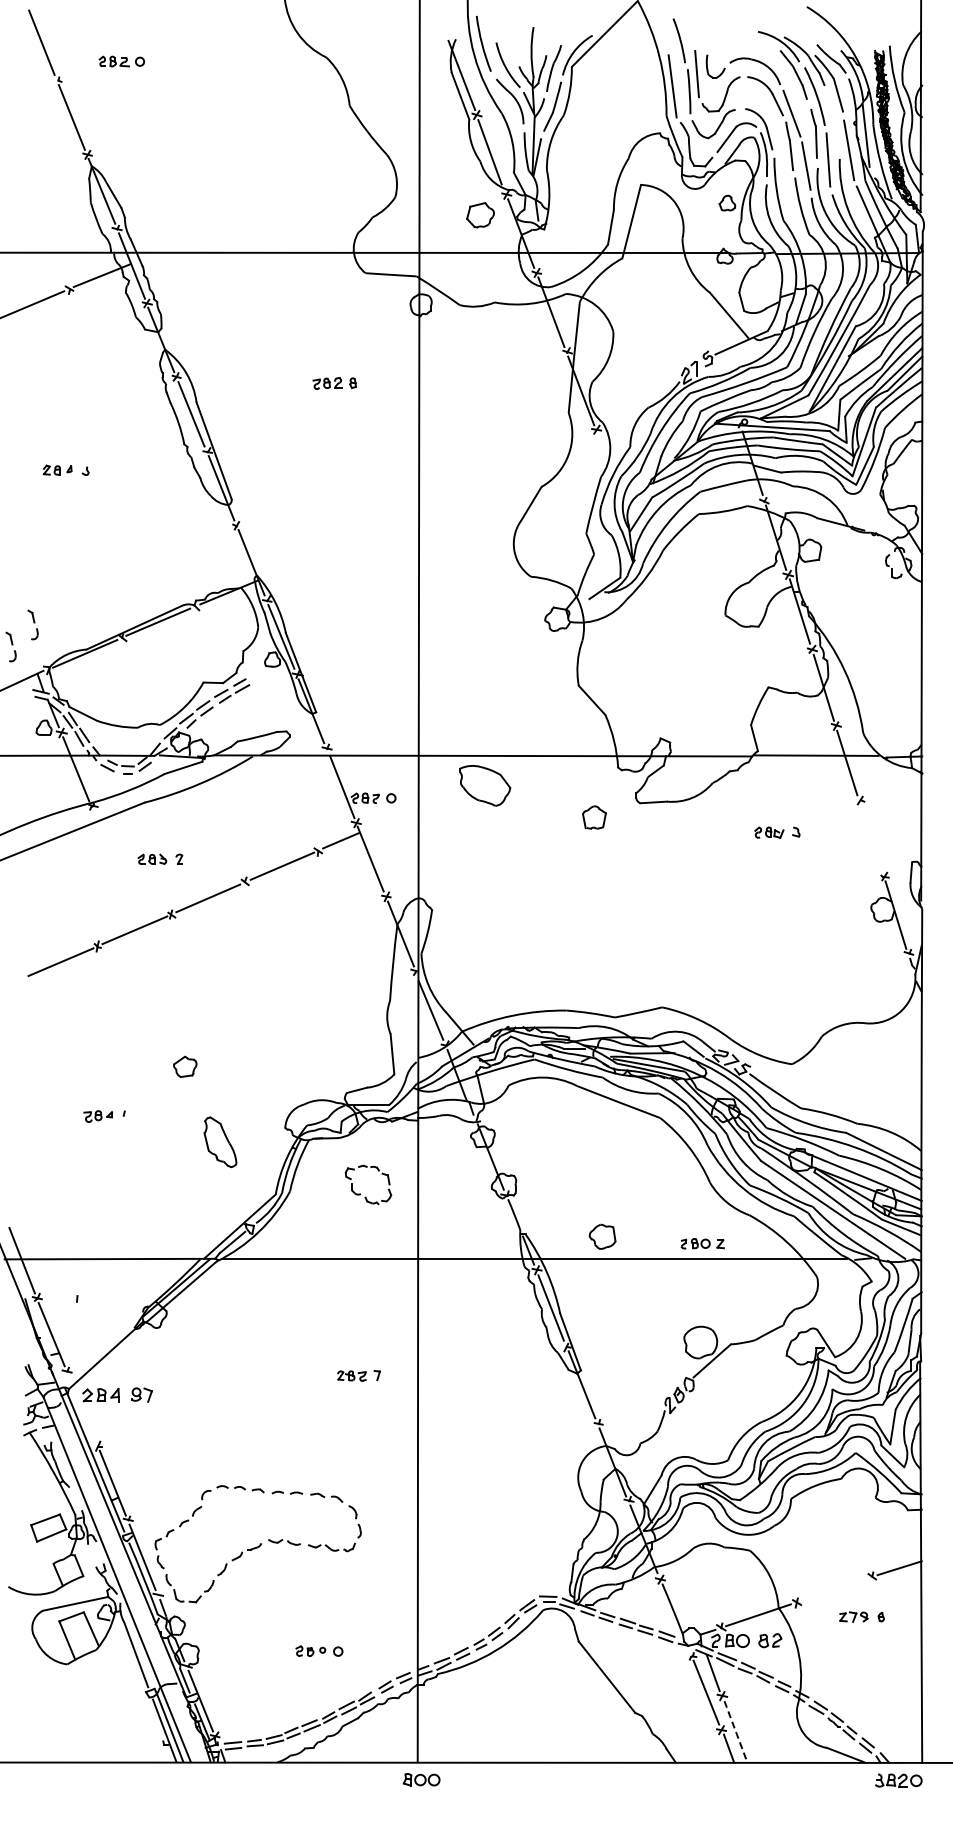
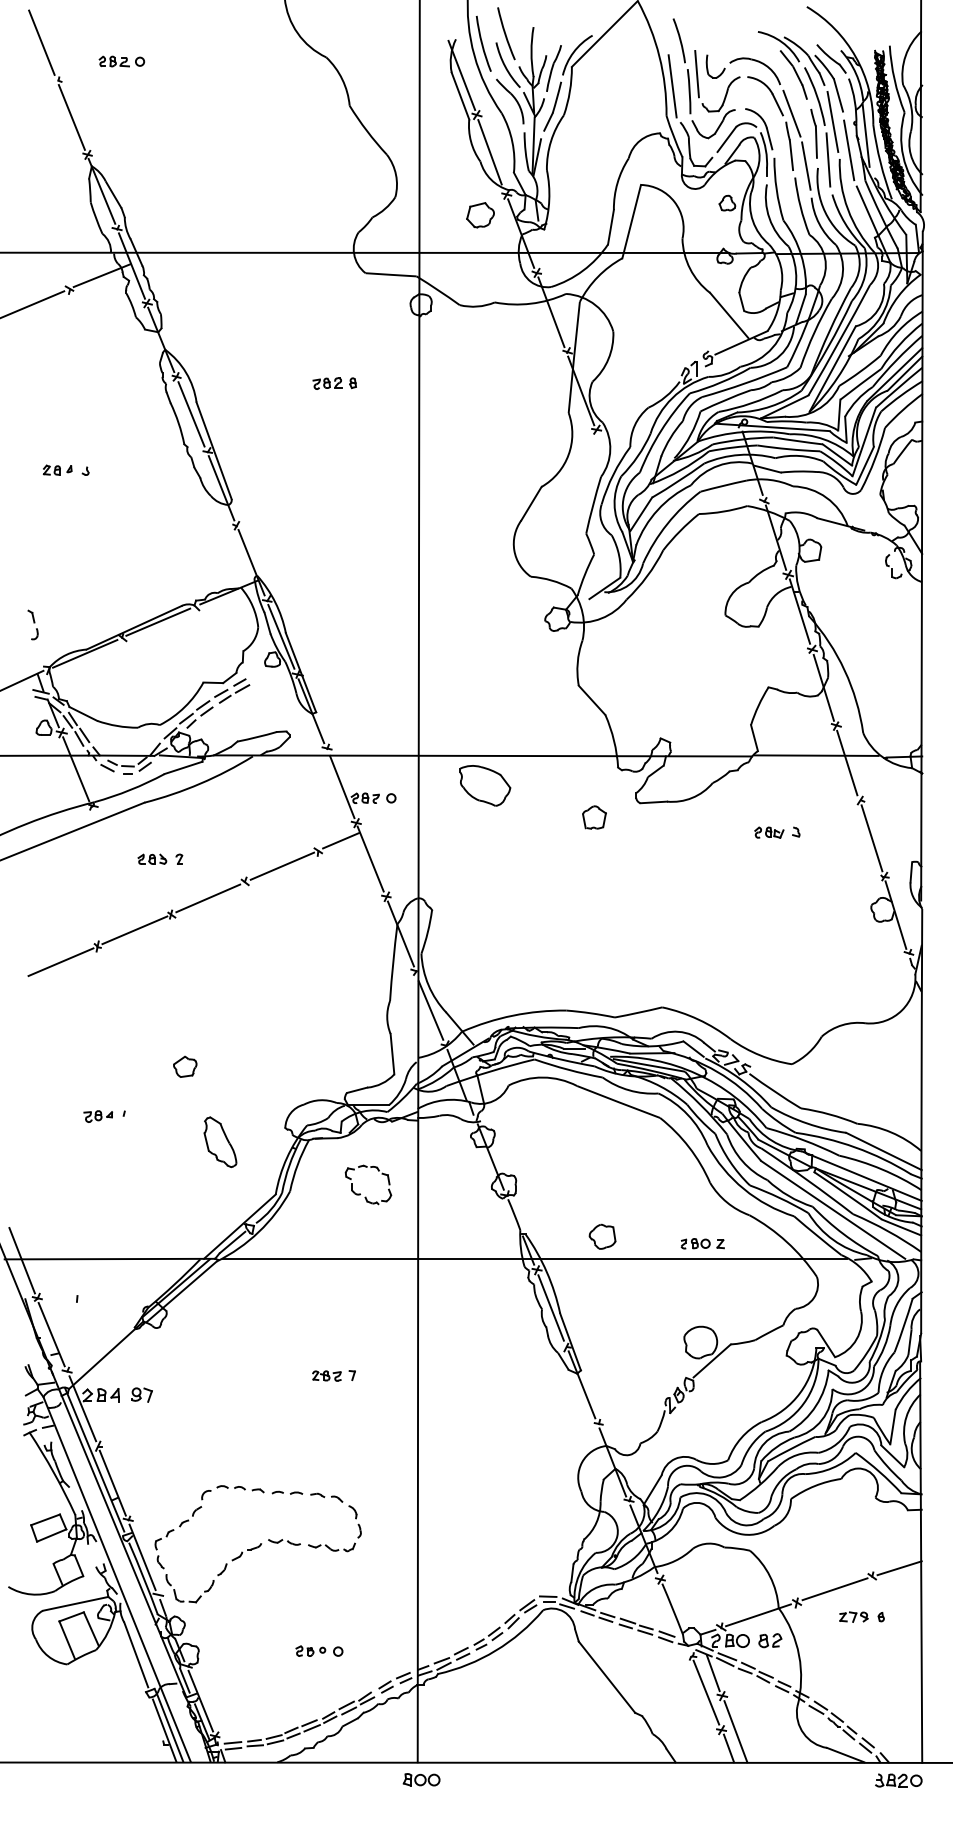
arc: none -> present (506, 33)
line: none -> present (832, 121)
part: present -> none (10, 646)
line: none -> present (871, 838)
part position: (358, 1375) -> (333, 1375) (333, 1375)
line: none -> present (82, 1408)
line: none -> present (834, 1589)
line: dashed -> solid (735, 1731)
